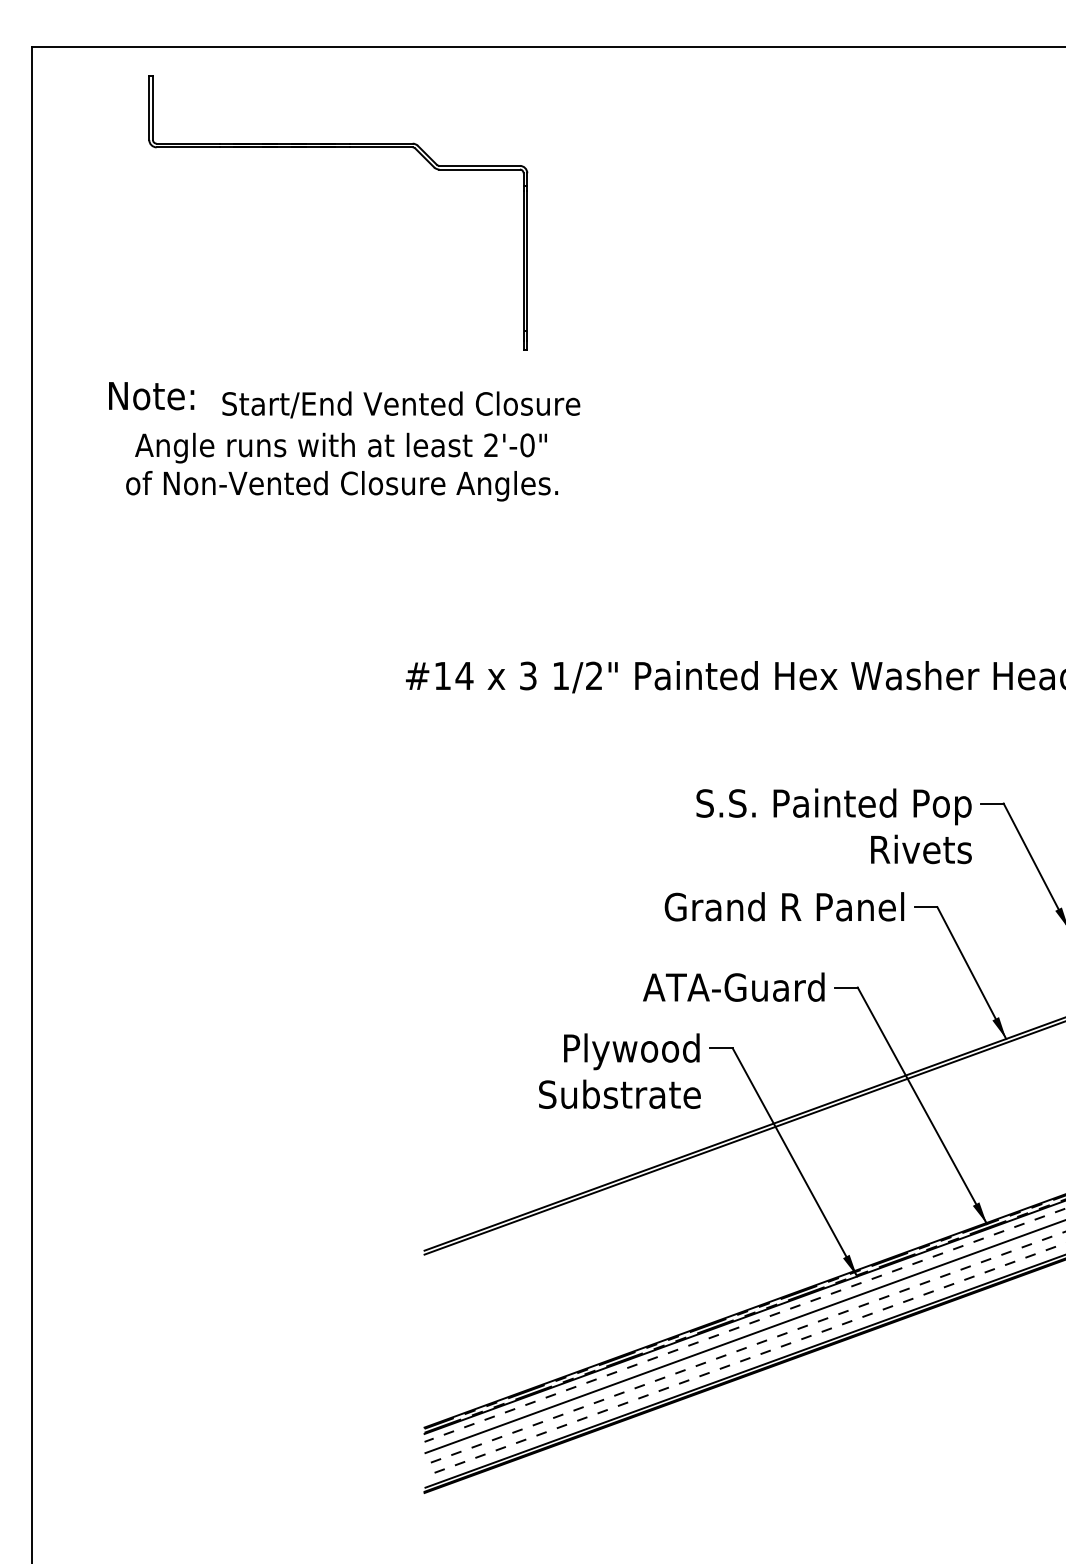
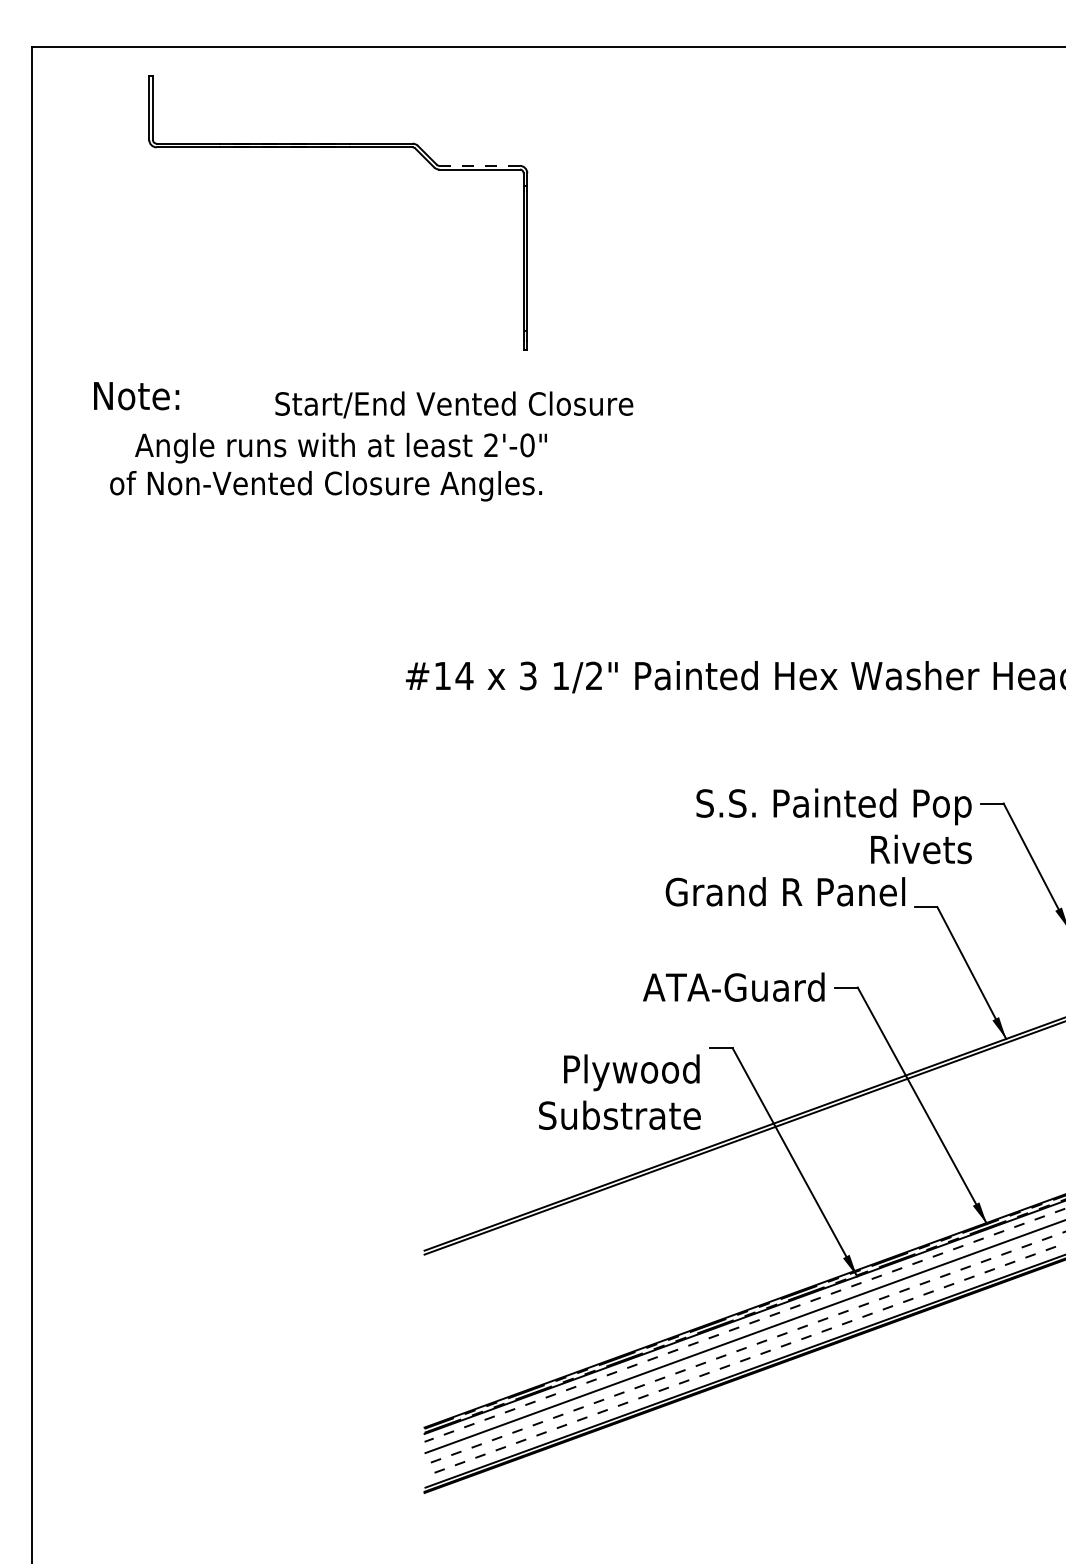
line: solid -> dashed (479, 165)
text position: (151, 396) -> (136, 396) (136, 396)
text position: (401, 404) -> (454, 404) (454, 404)
text position: (341, 486) -> (325, 486) (325, 486)
text position: (784, 906) -> (785, 891) (785, 891)
text position: (619, 1070) -> (619, 1091) (619, 1091)
